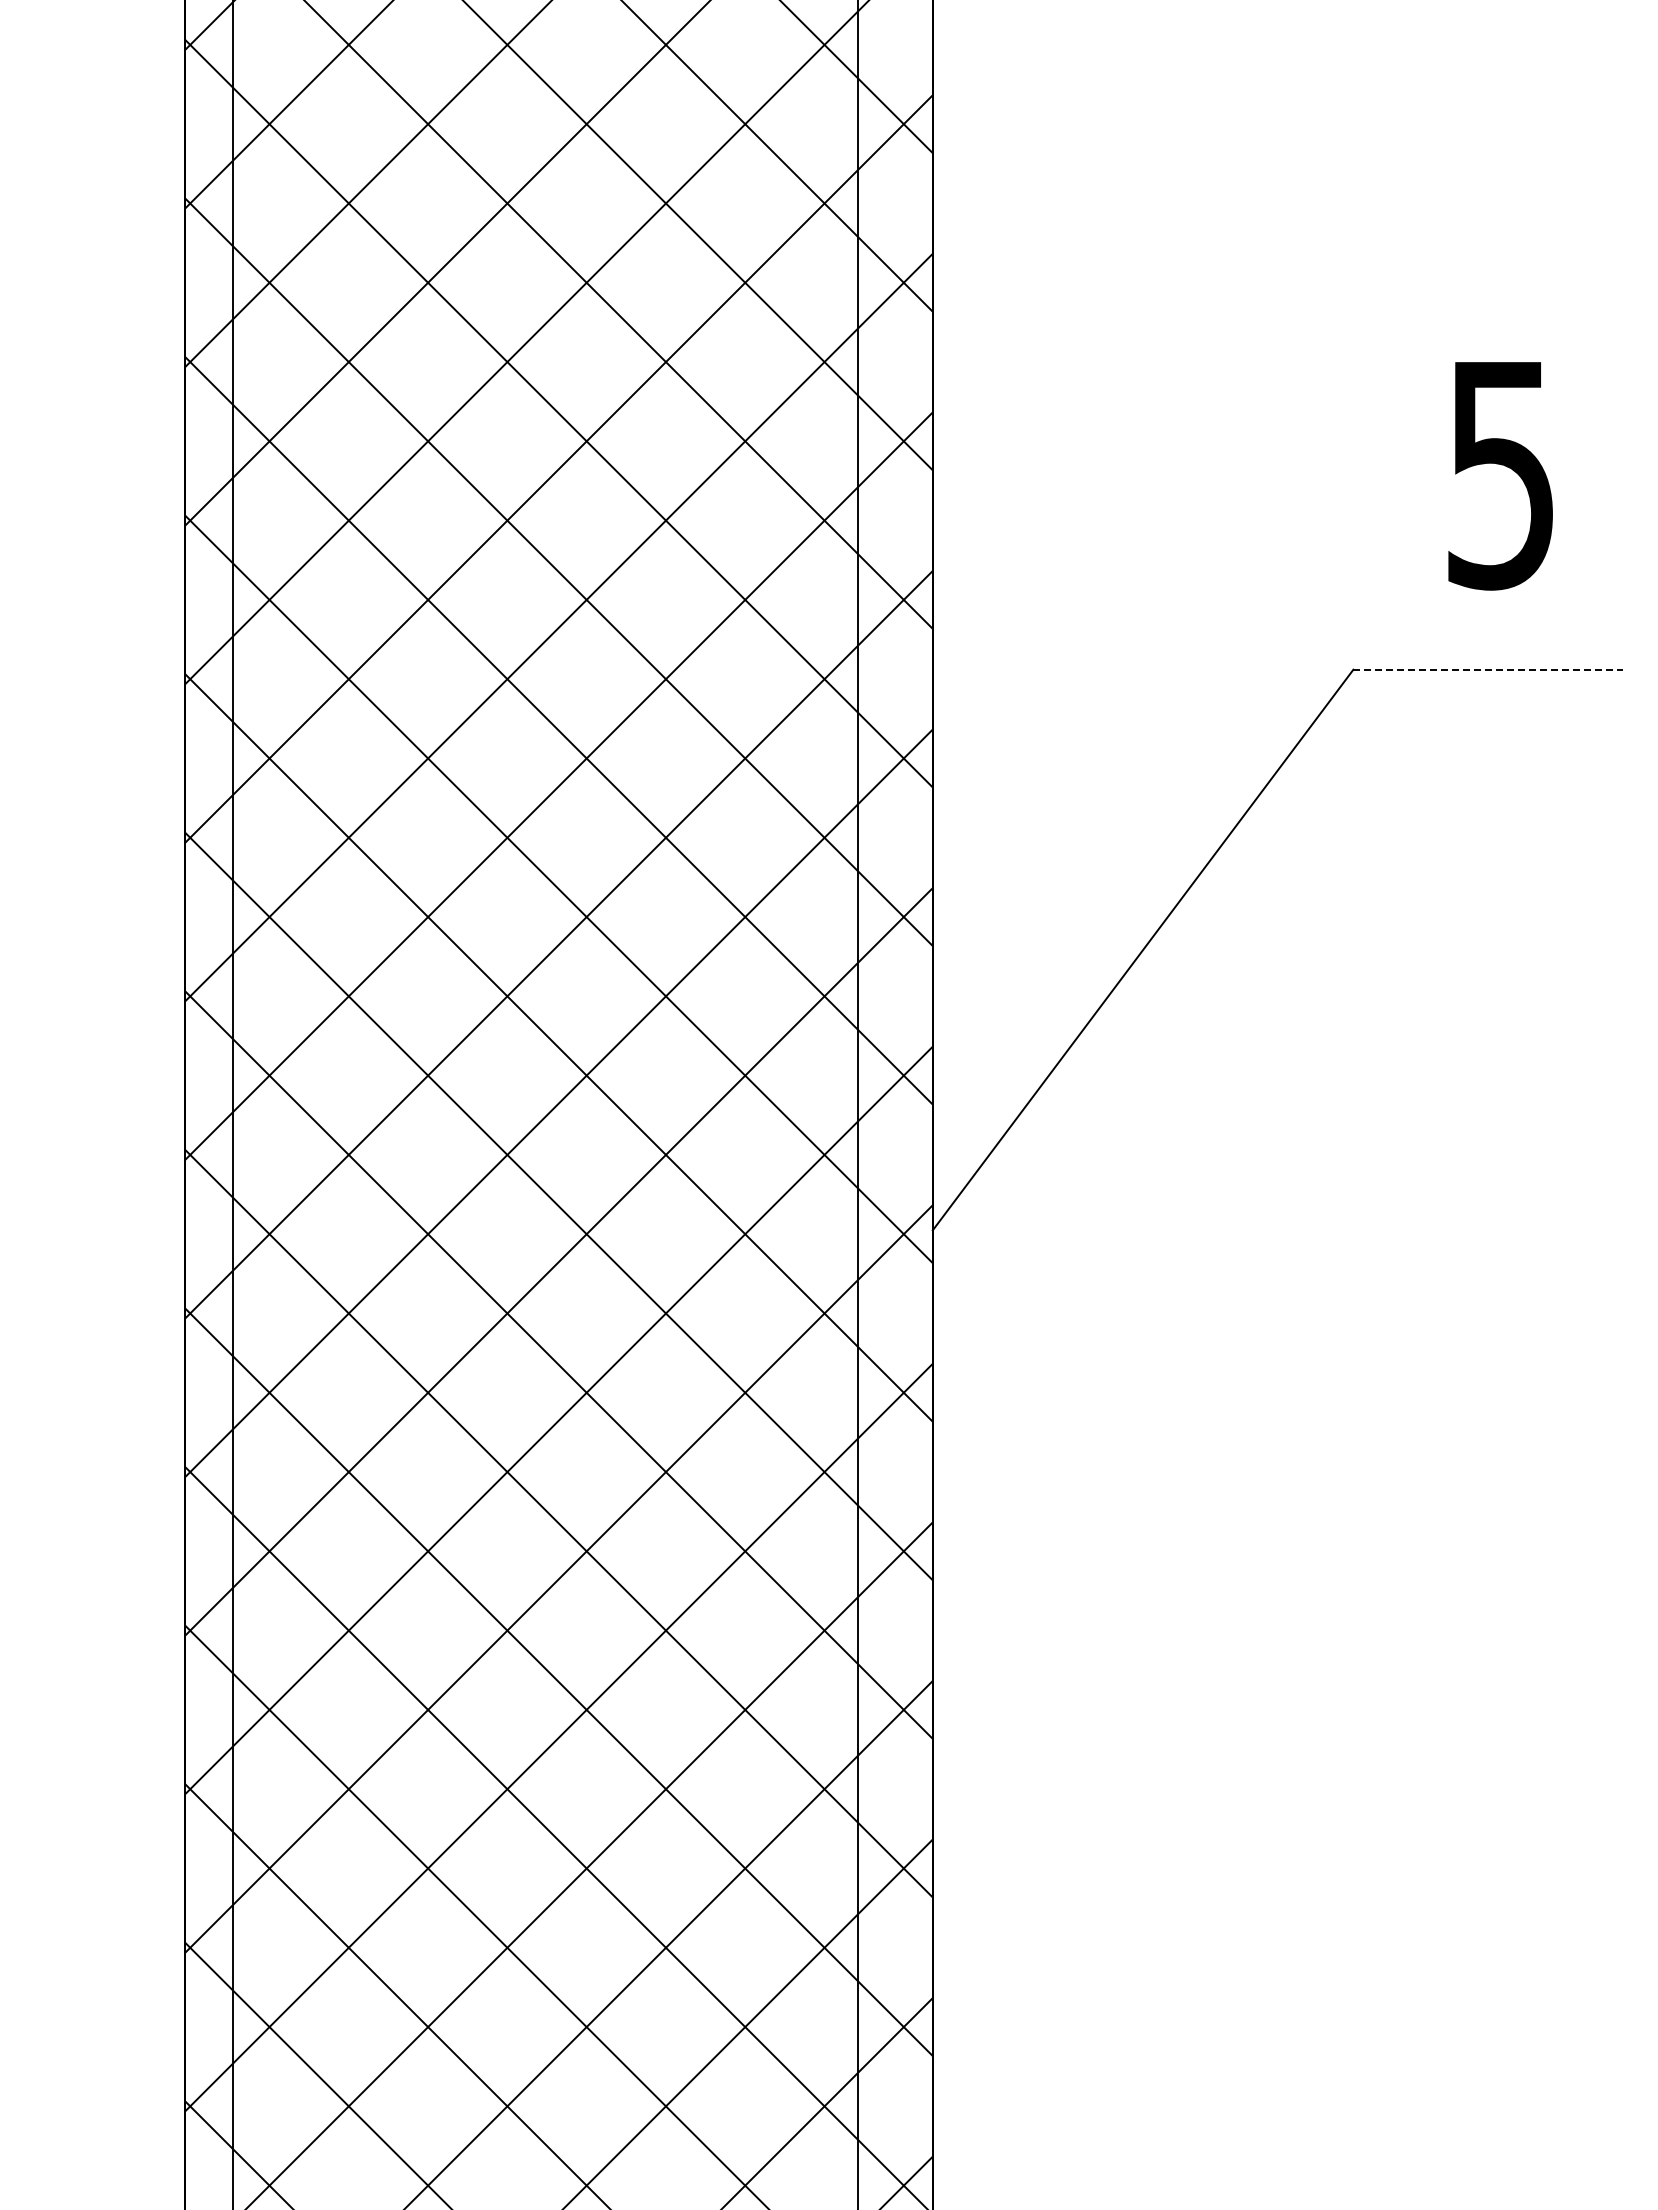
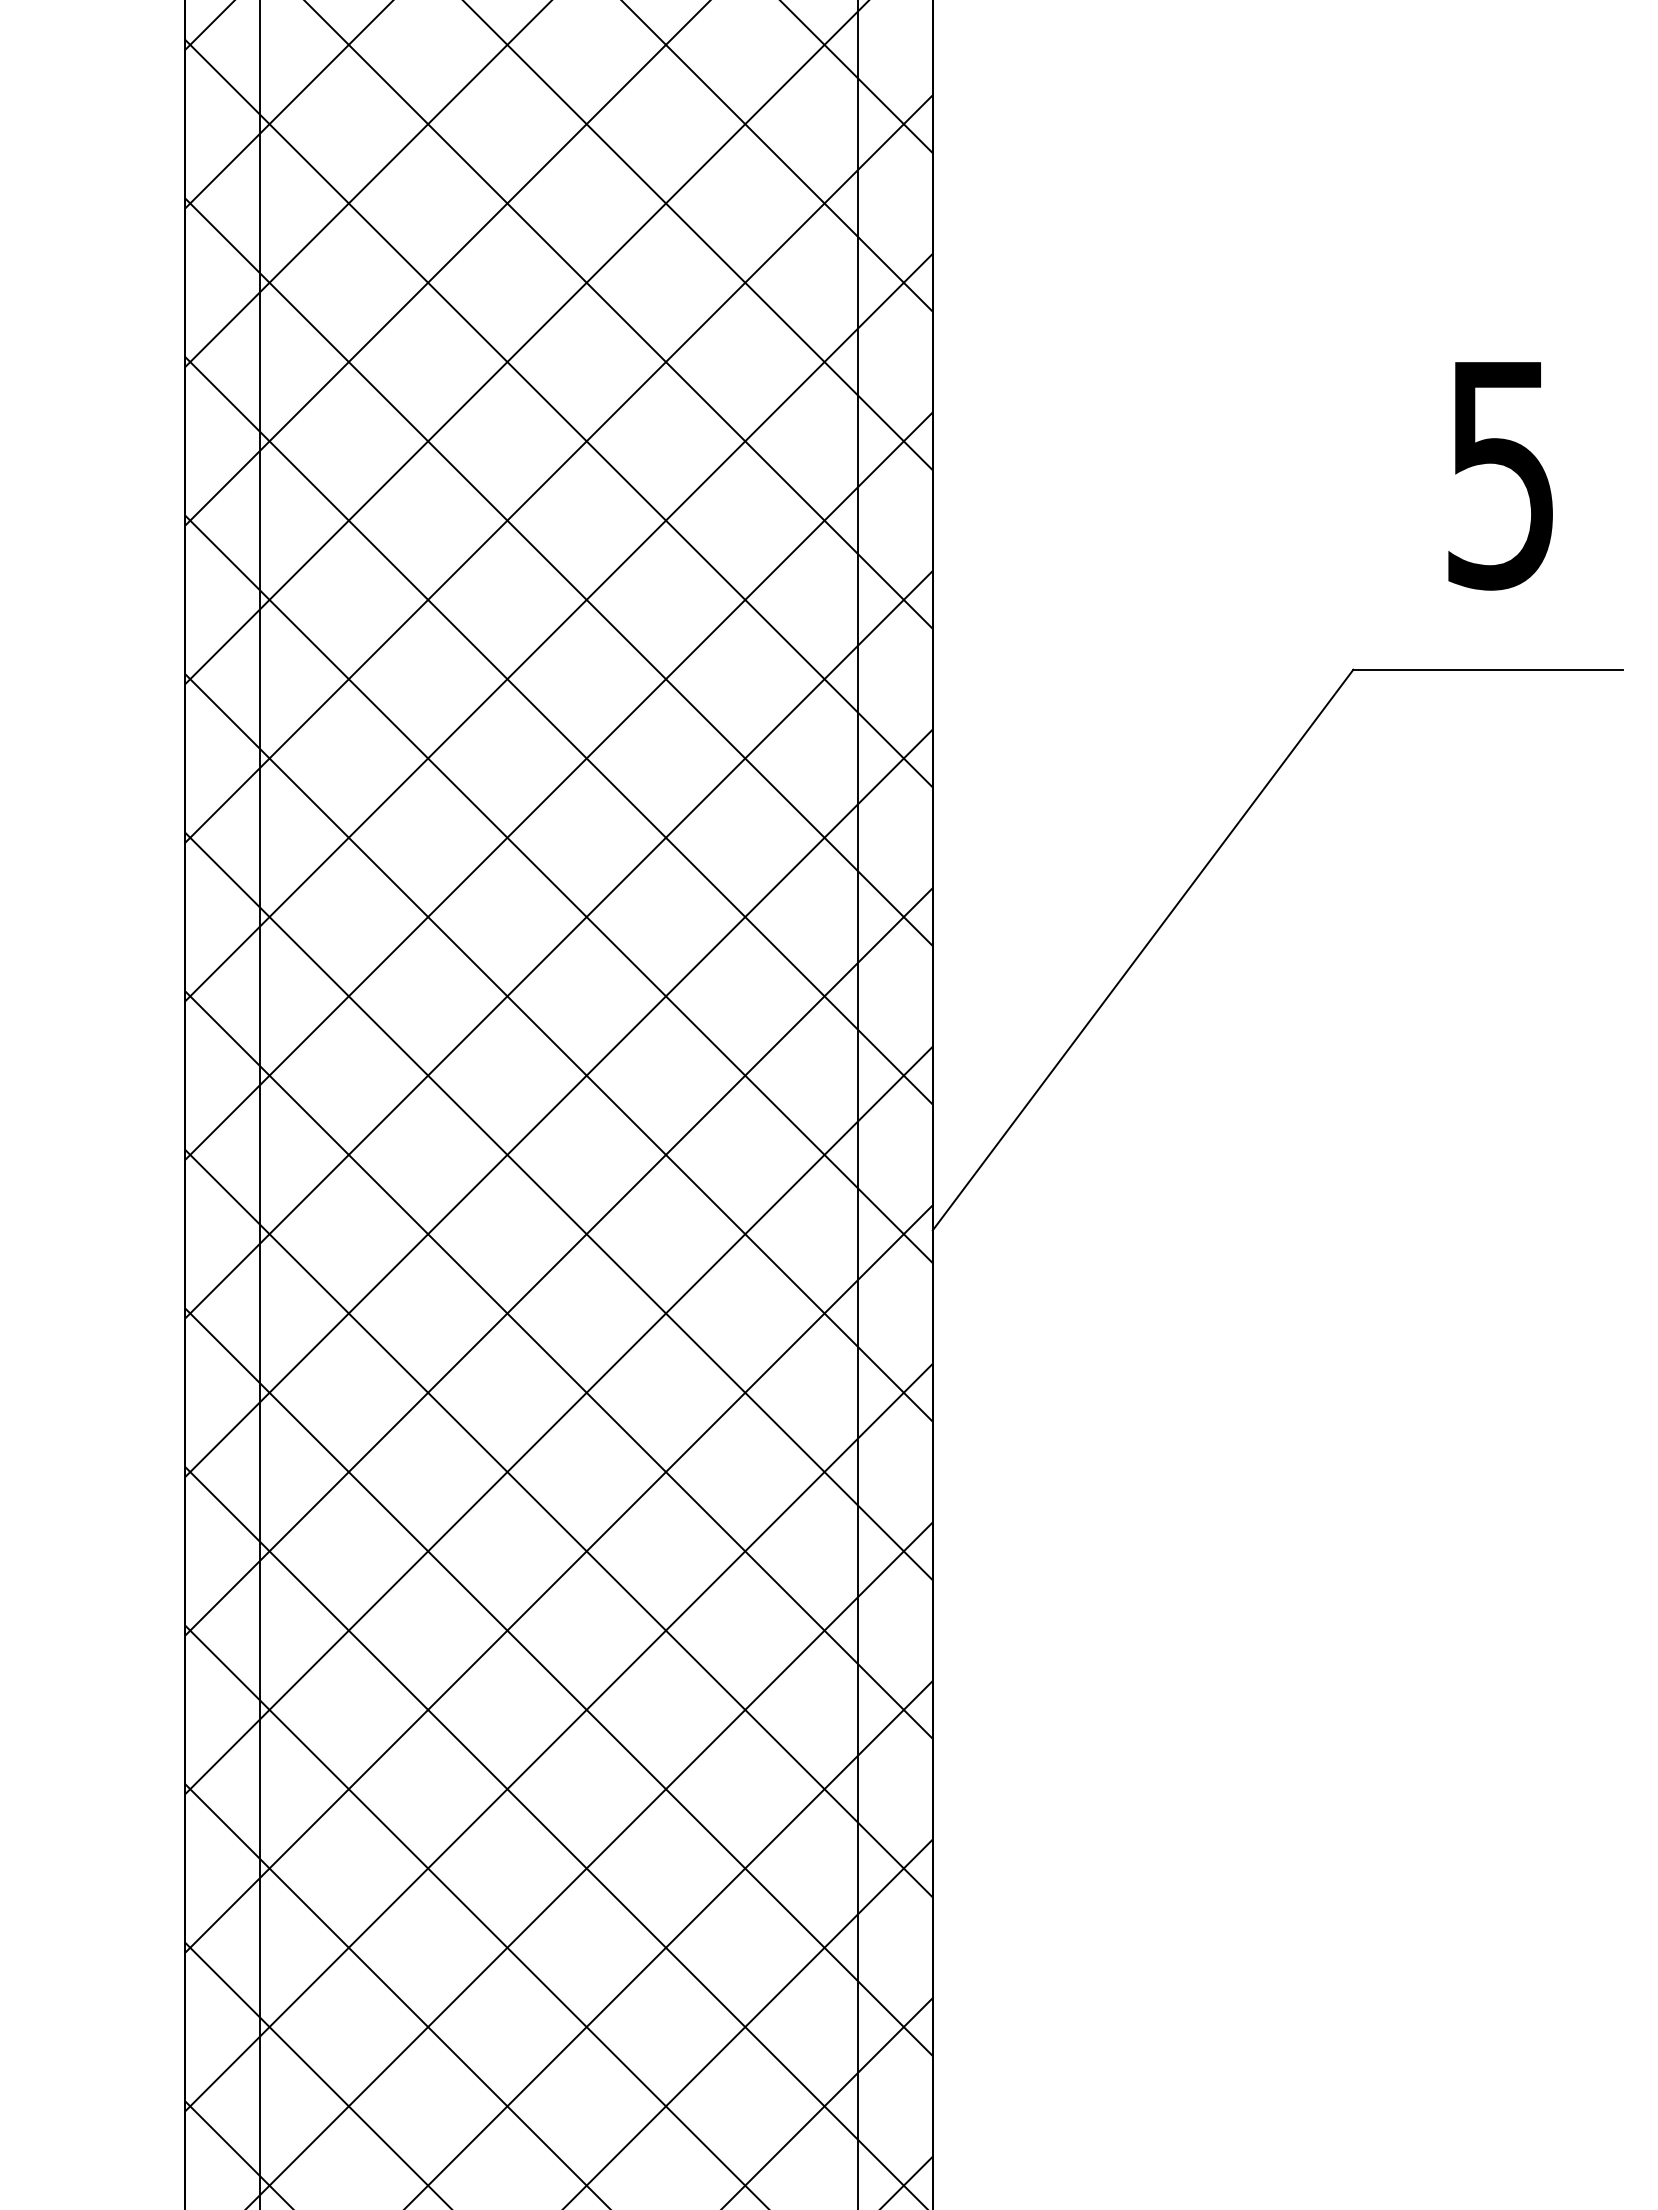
line: dashed -> solid (1488, 669)
line position: (233, 1104) -> (260, 1104) (260, 1104)
